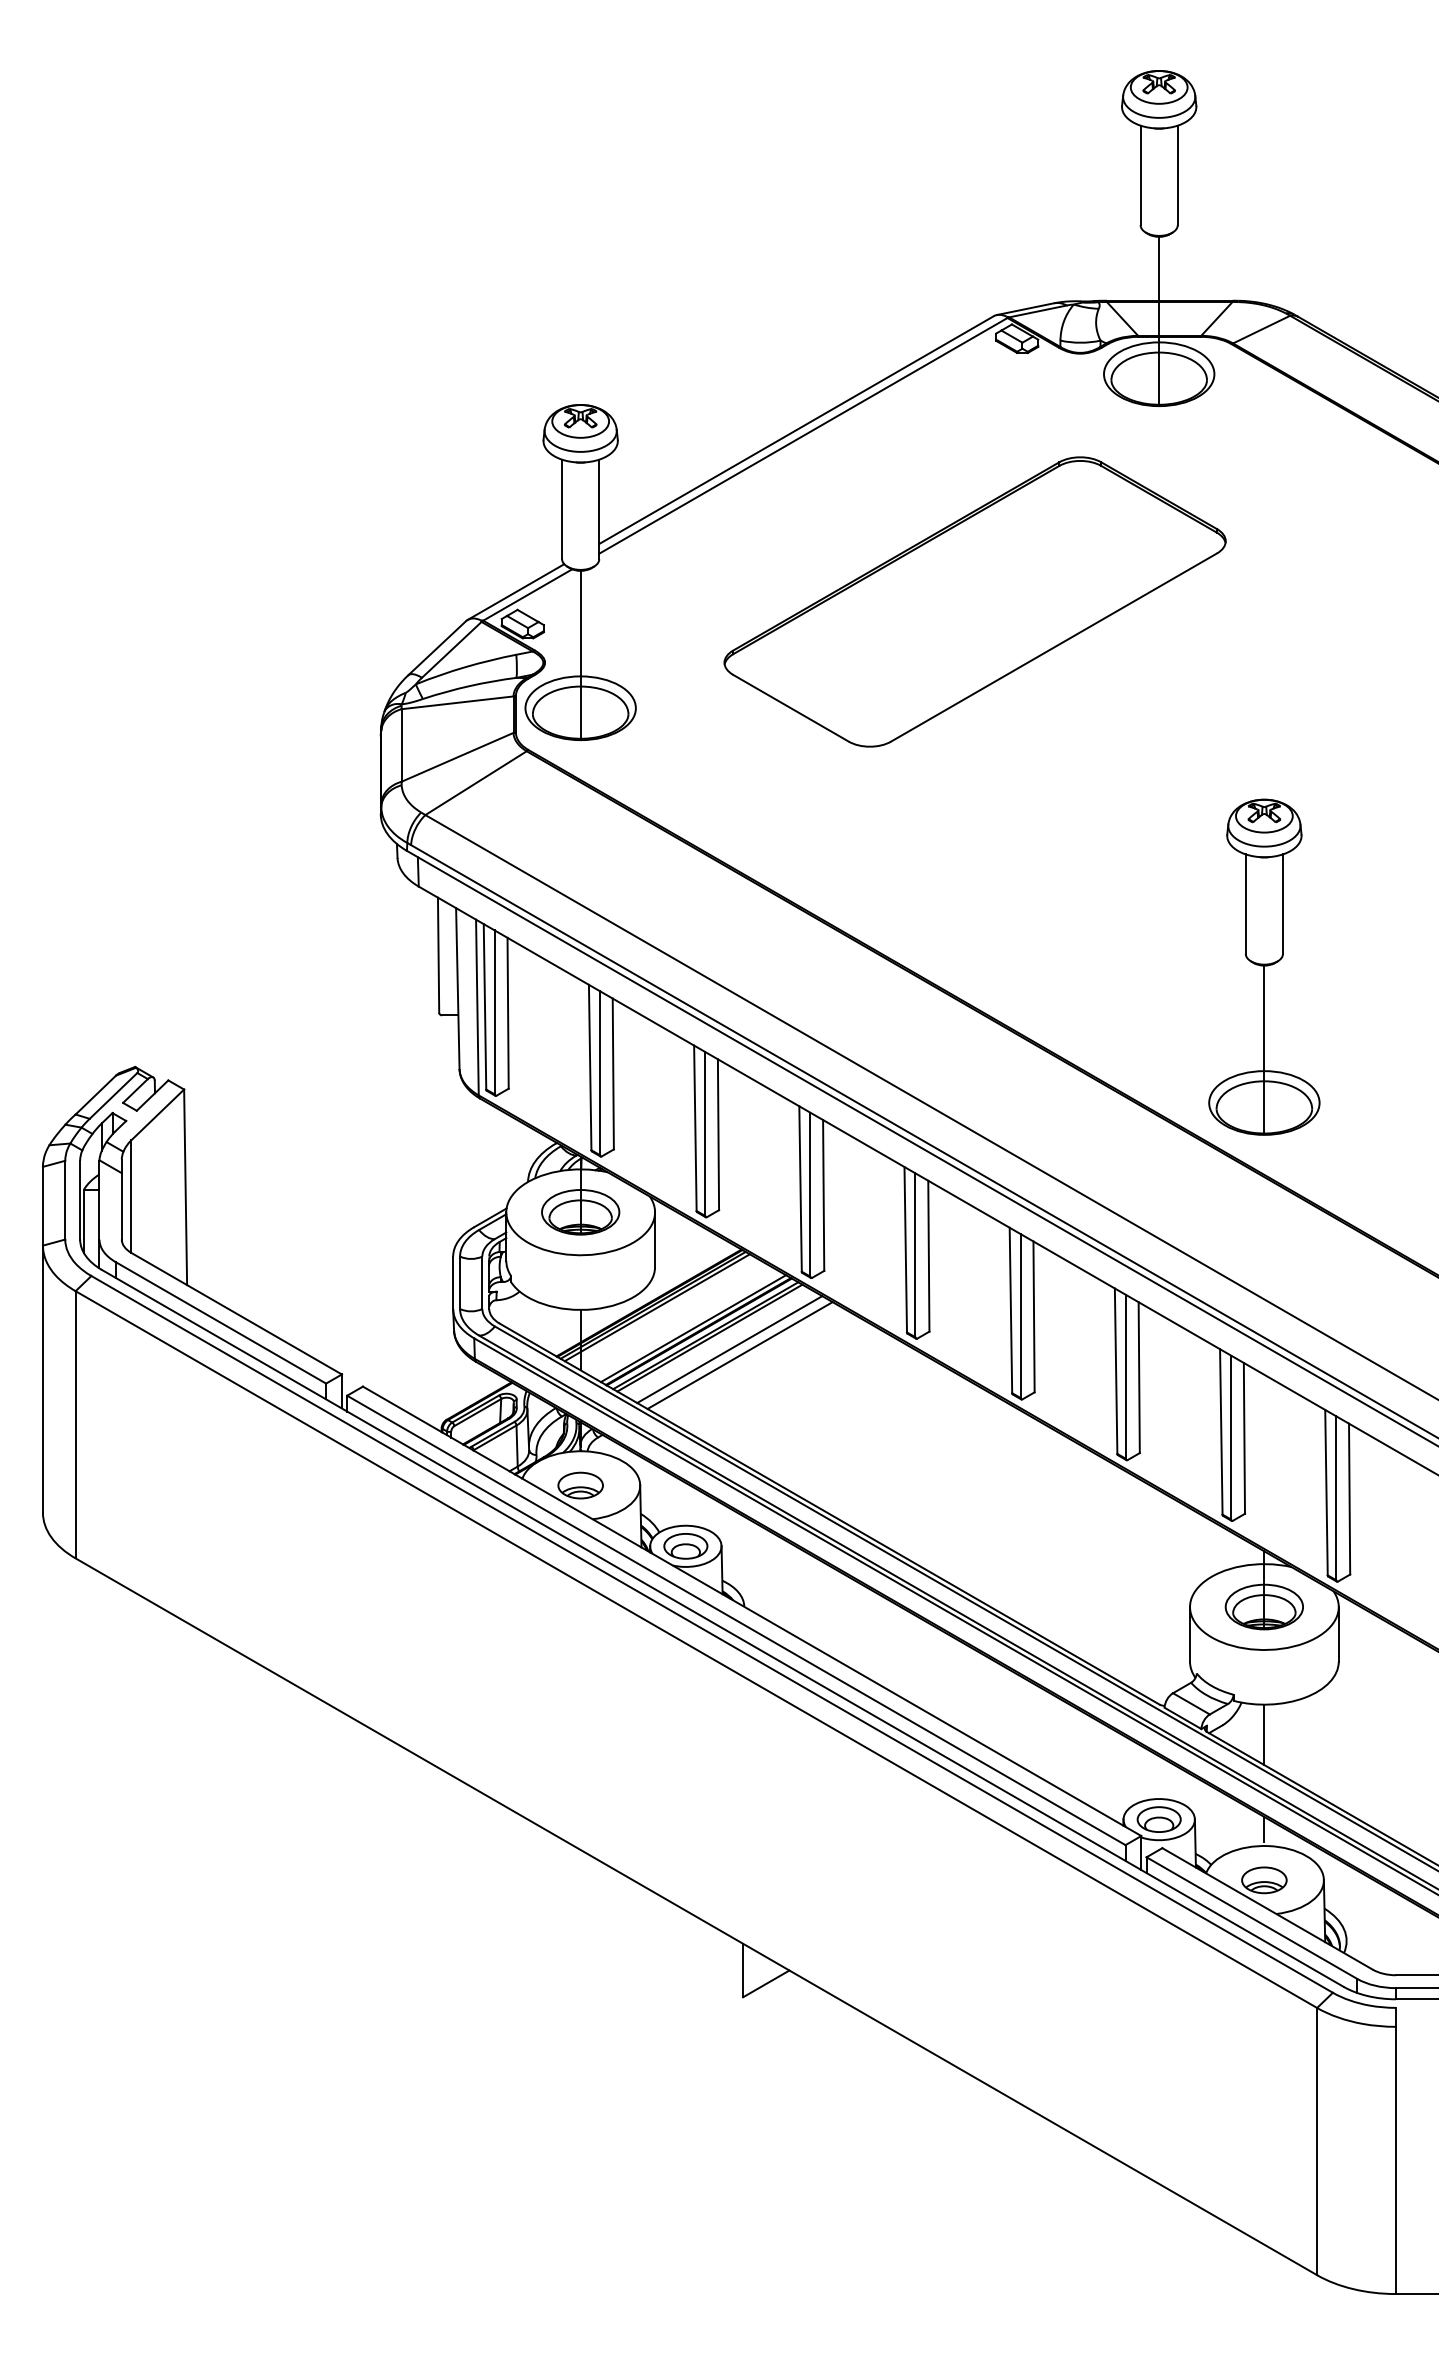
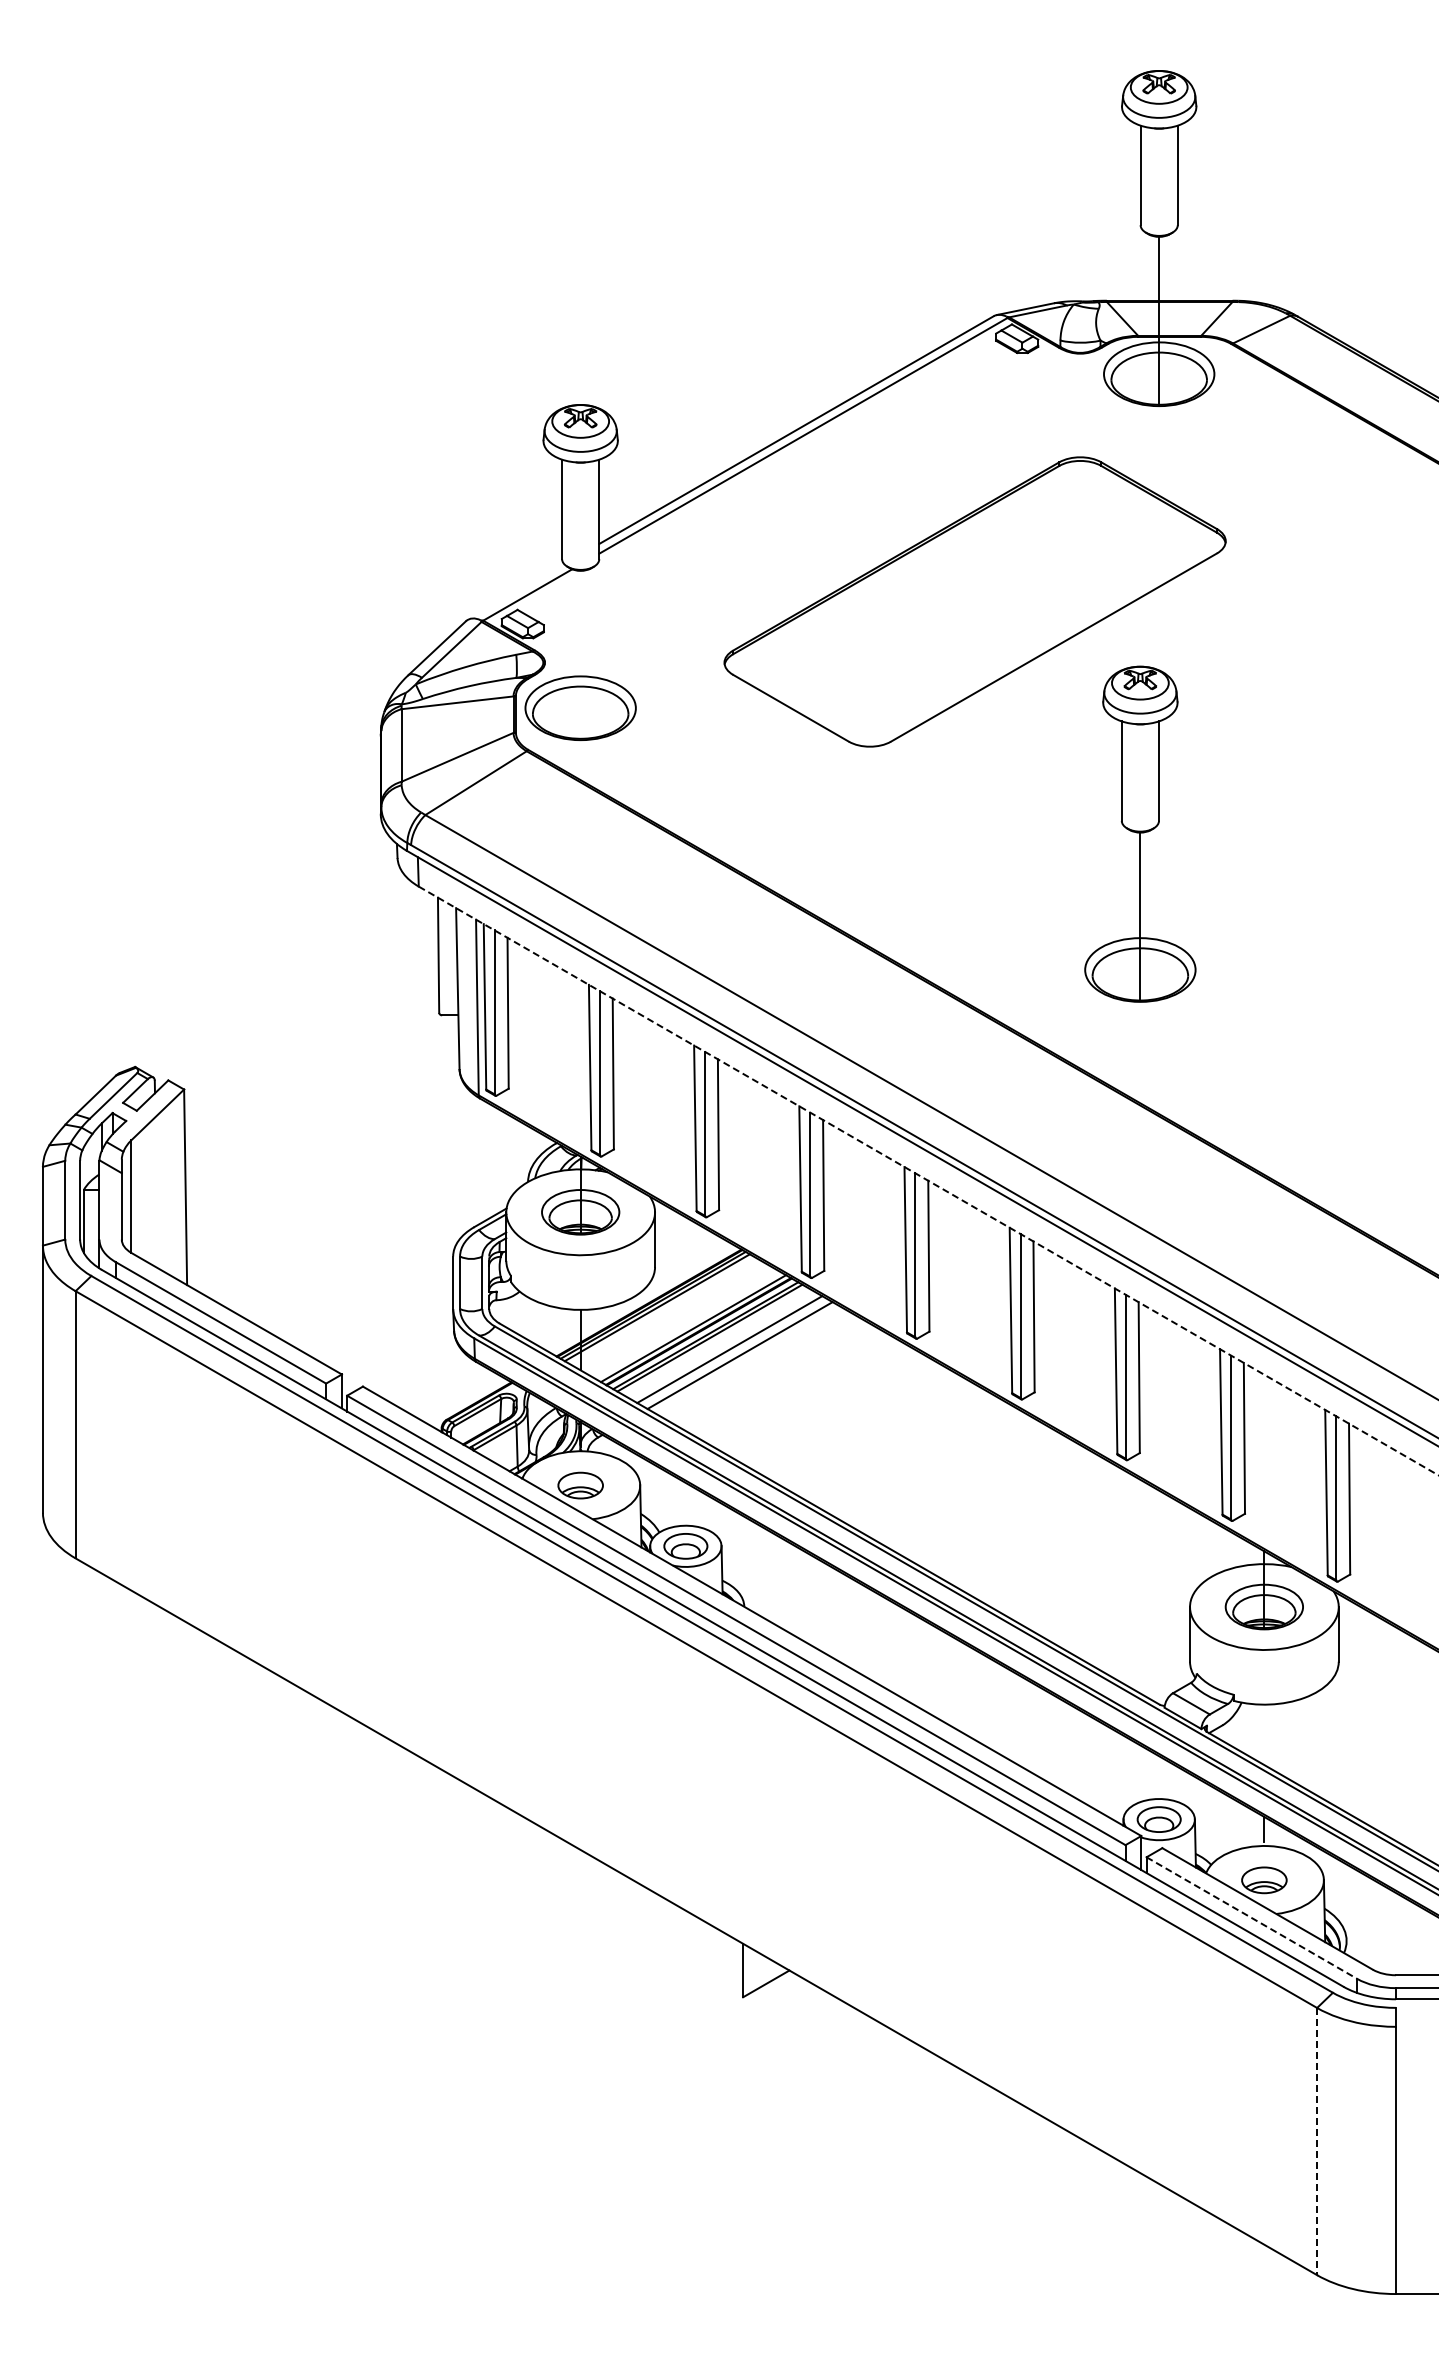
line: present -> none (515, 591)
line: present -> none (580, 654)
part position: (1264, 966) -> (1140, 833) (1140, 833)
line: solid -> dashed (928, 1181)
line: present -> none (1264, 1734)
line: solid -> dashed (1251, 1918)
line: solid -> dashed (1317, 2141)
